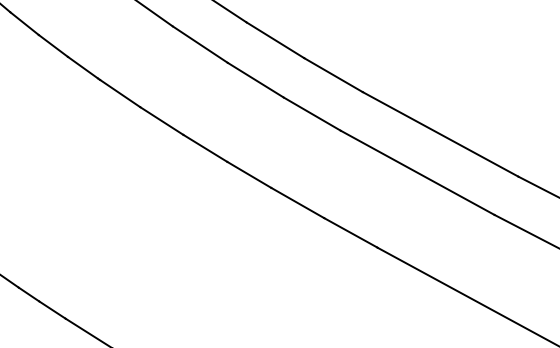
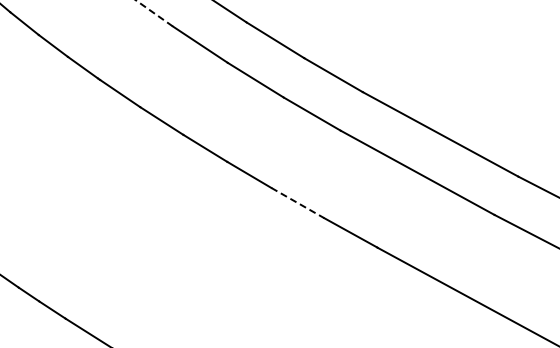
line: solid -> dashed (154, 13)
line: solid -> dashed (298, 203)
